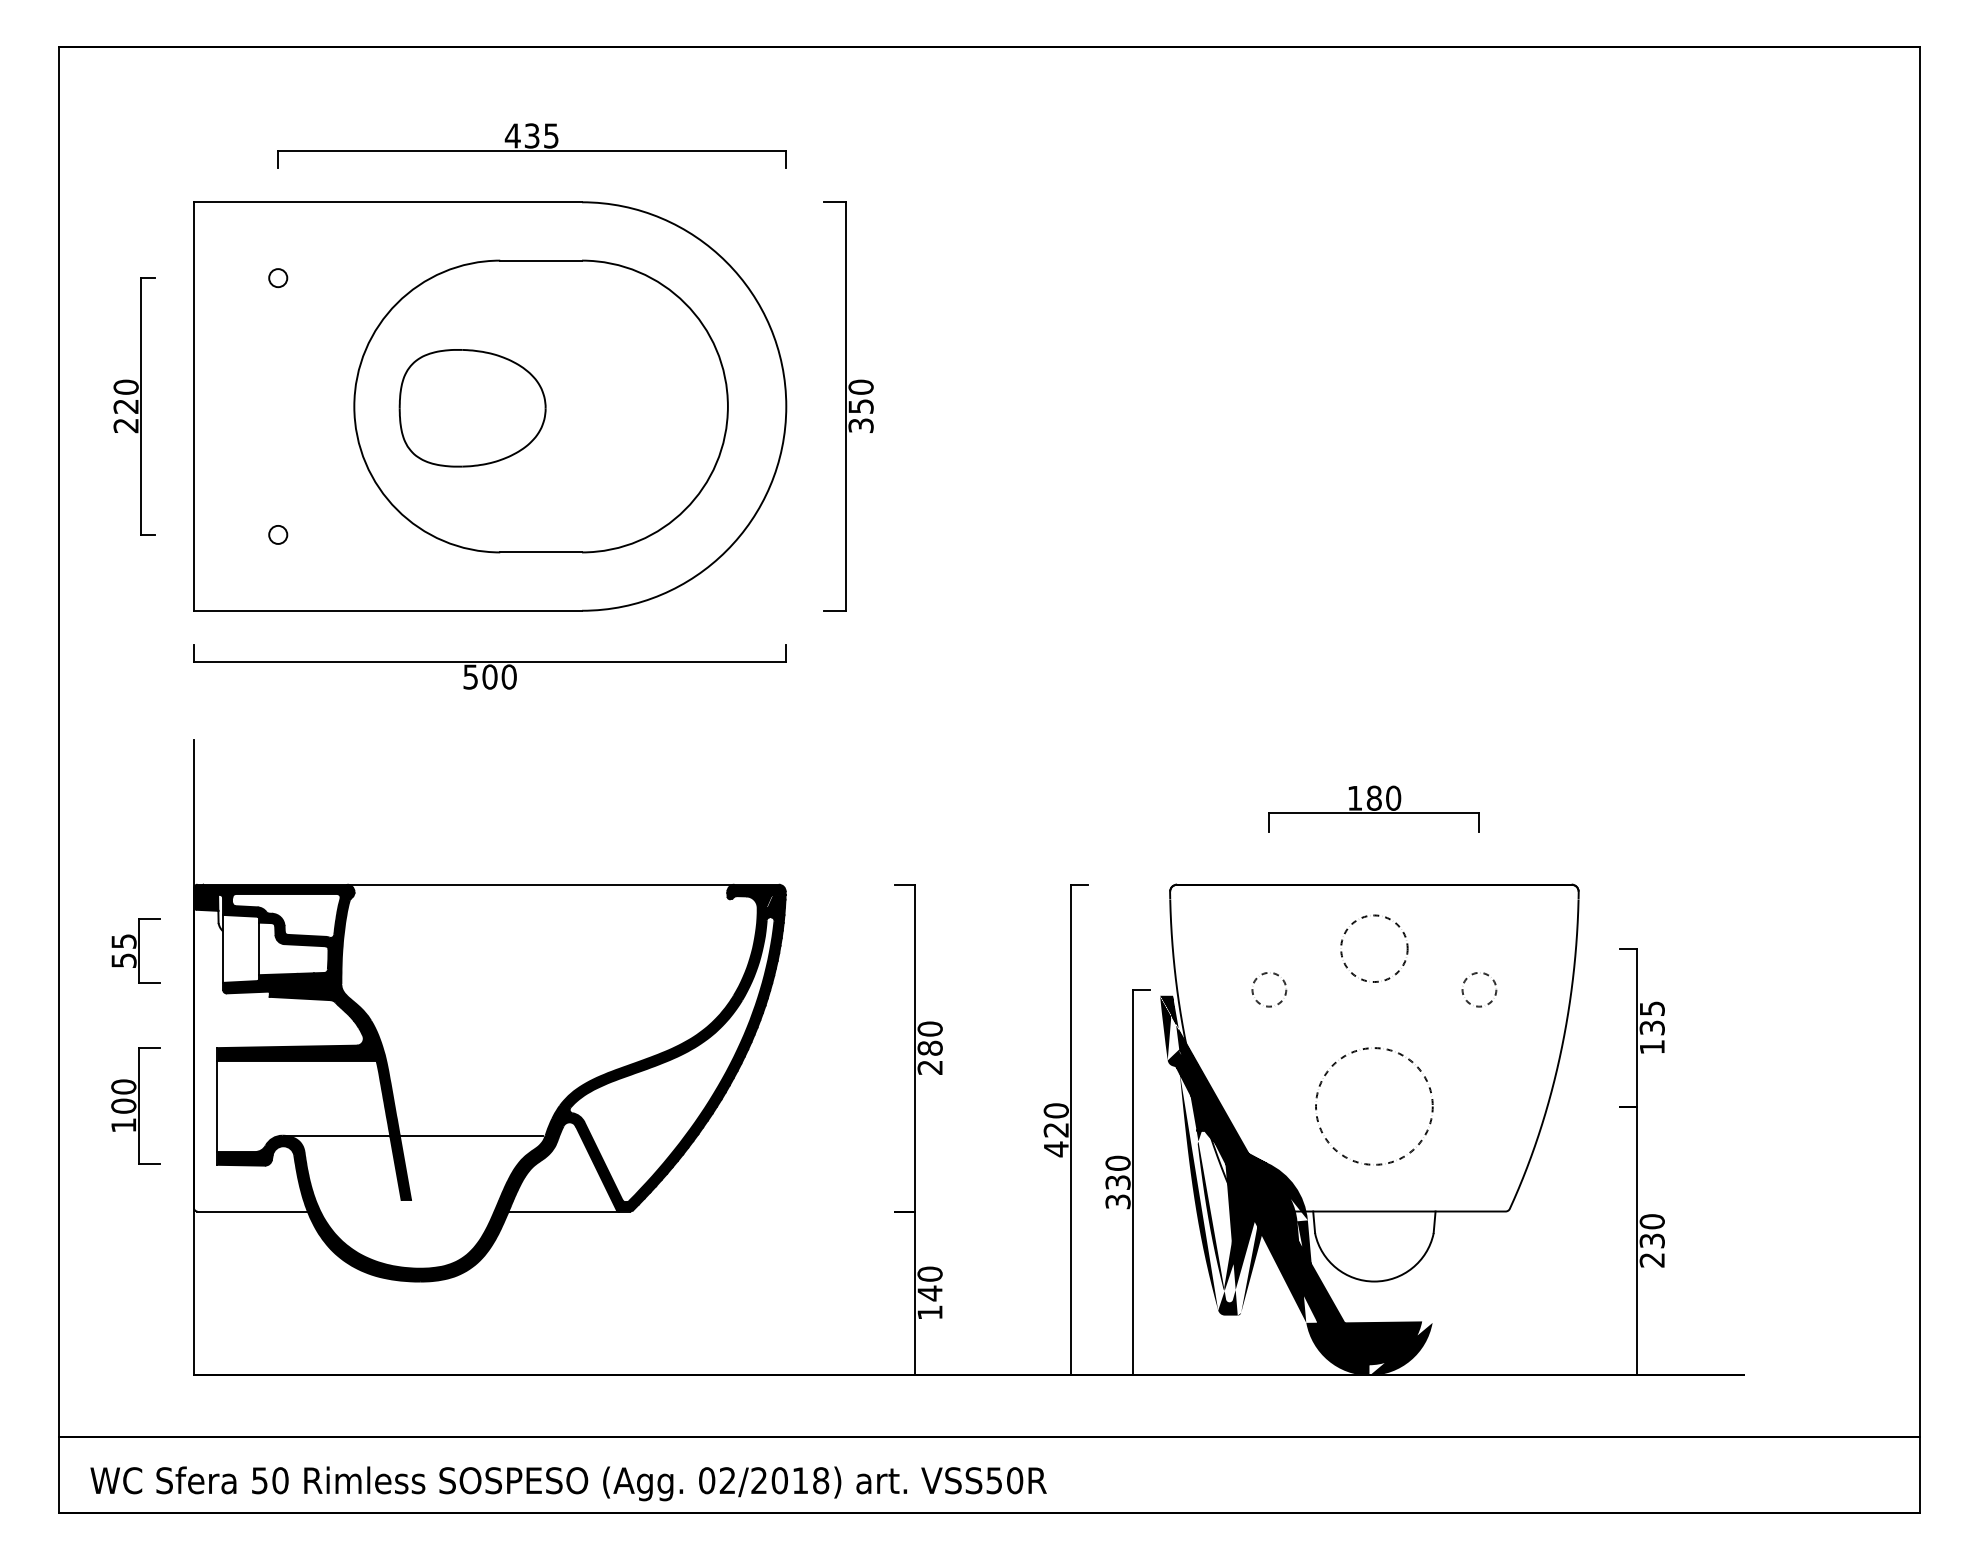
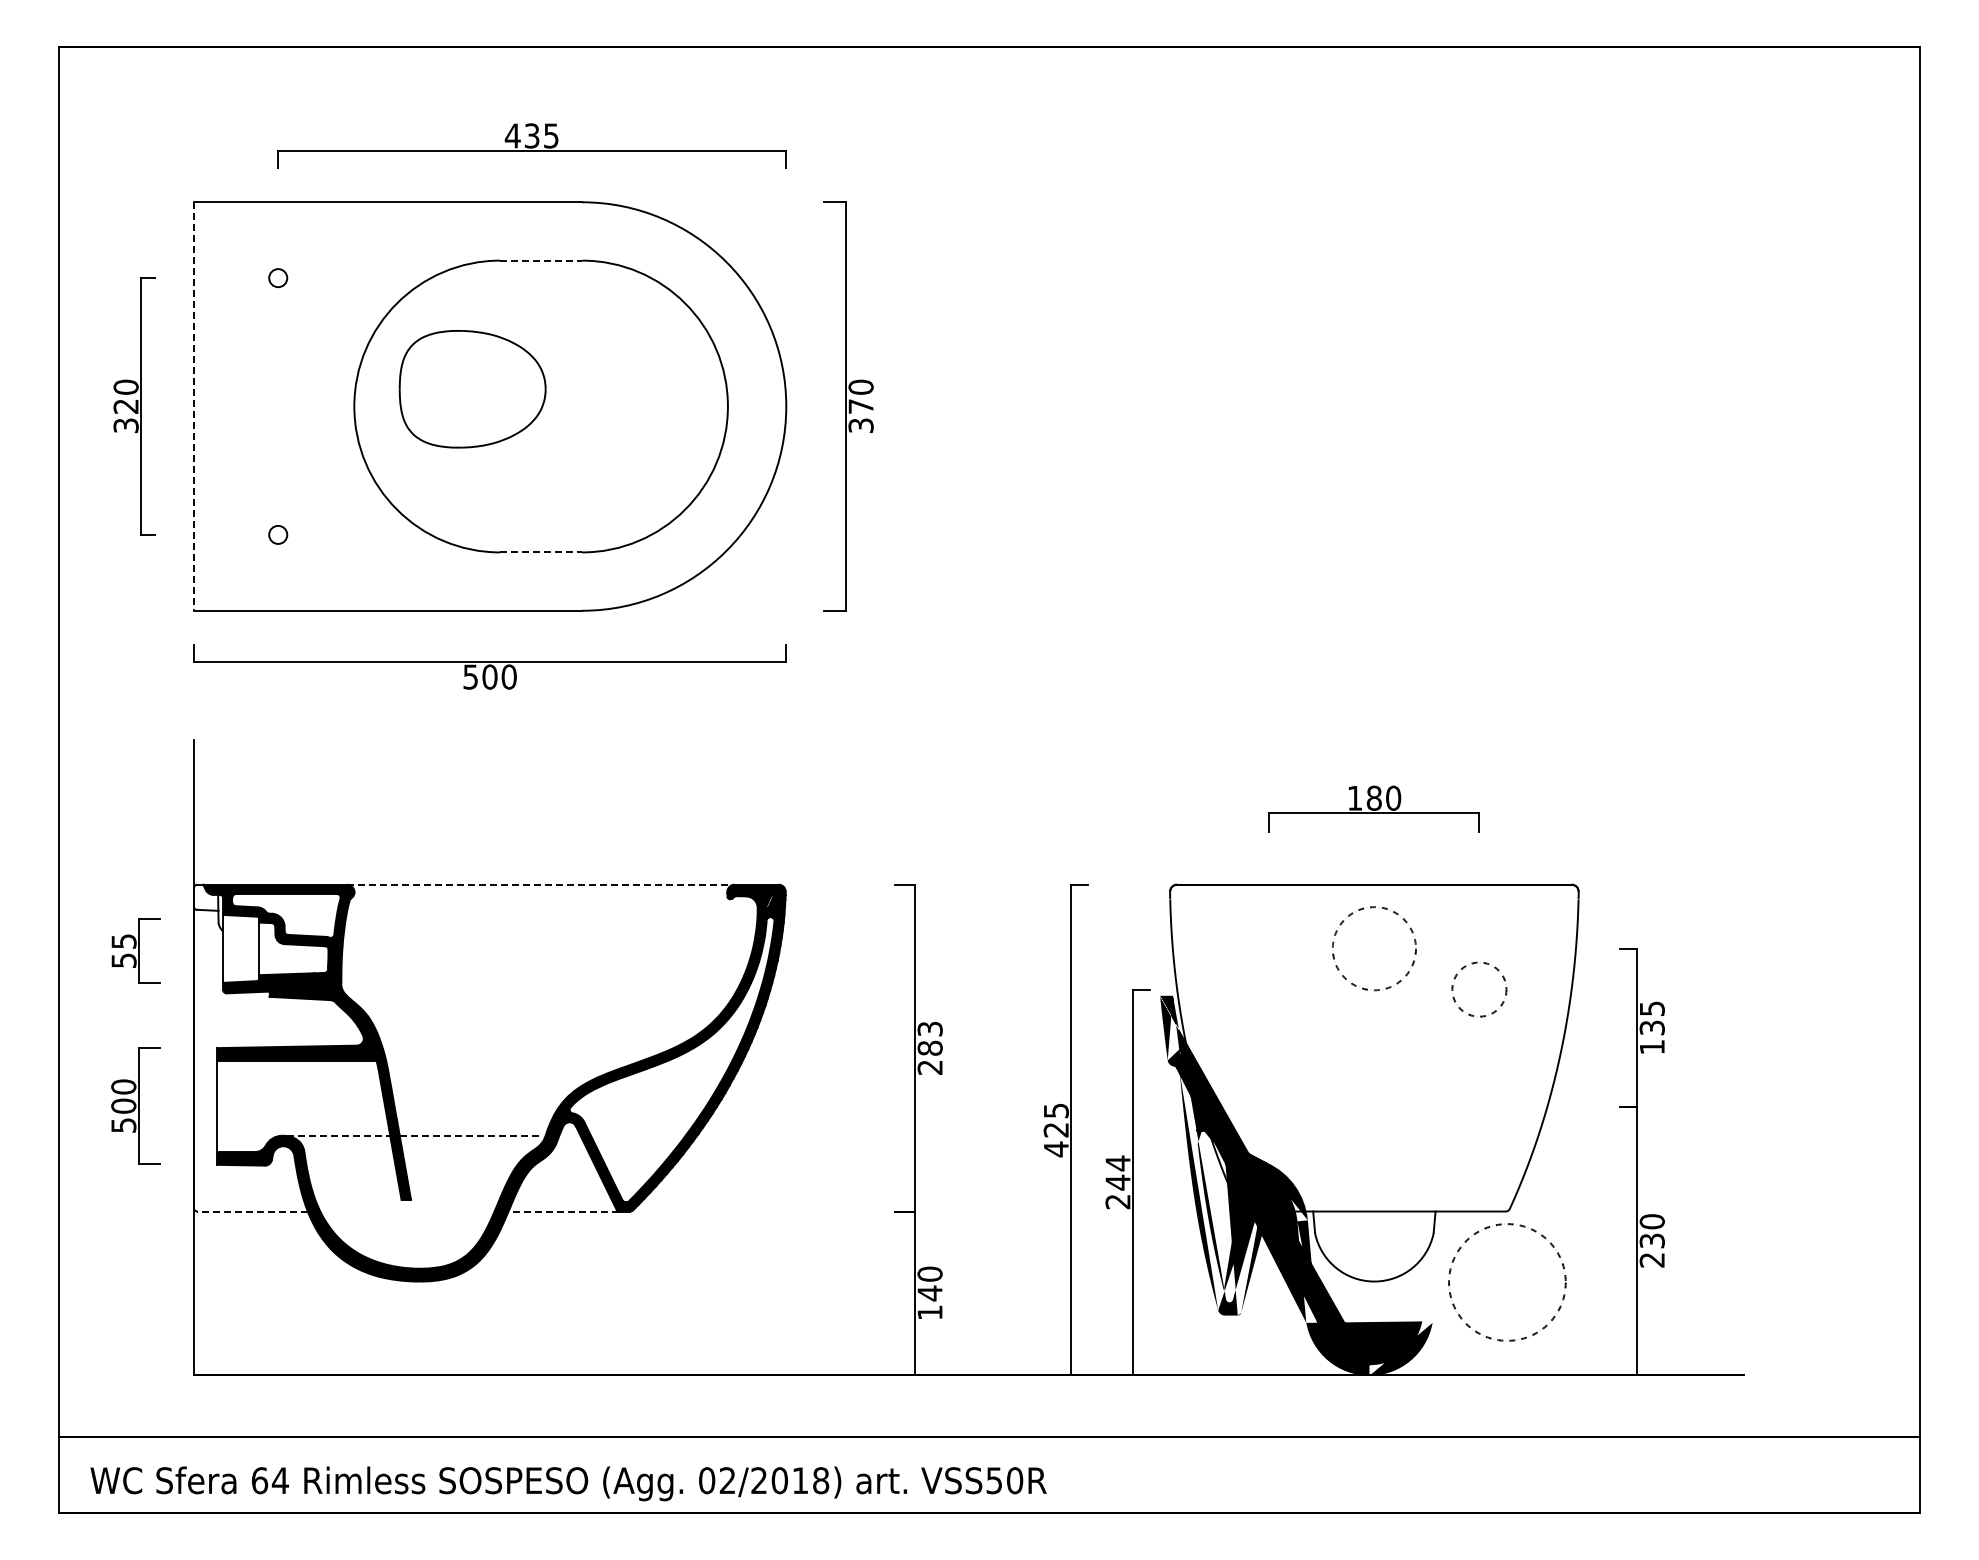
line: solid -> dashed (541, 260)
text: 350 -> 370 (860, 406)
line: solid -> dashed (193, 407)
part position: (472, 408) -> (472, 389) (472, 389)
text: 220 -> 320 (125, 425)
line: solid -> dashed (541, 552)
line: solid -> dashed (540, 884)
fill: present -> none (205, 897)
circle diameter: 67 px -> 83 px (1373, 948)
circle: present -> none (1269, 989)
circle size: 37x36 px -> 57x57 px (1479, 989)
text: 280 -> 283 (929, 1028)
circle position: (1374, 1106) -> (1507, 1282) (1507, 1282)
text: 420 -> 425 (1055, 1110)
text: 100 -> 500 (123, 1125)
line: solid -> dashed (338, 1135)
line: solid -> dashed (471, 1135)
text: 330 -> 244 (1117, 1182)
line: solid -> dashed (252, 1211)
line: solid -> dashed (563, 1211)
text: 50 -> 64 (270, 1480)
